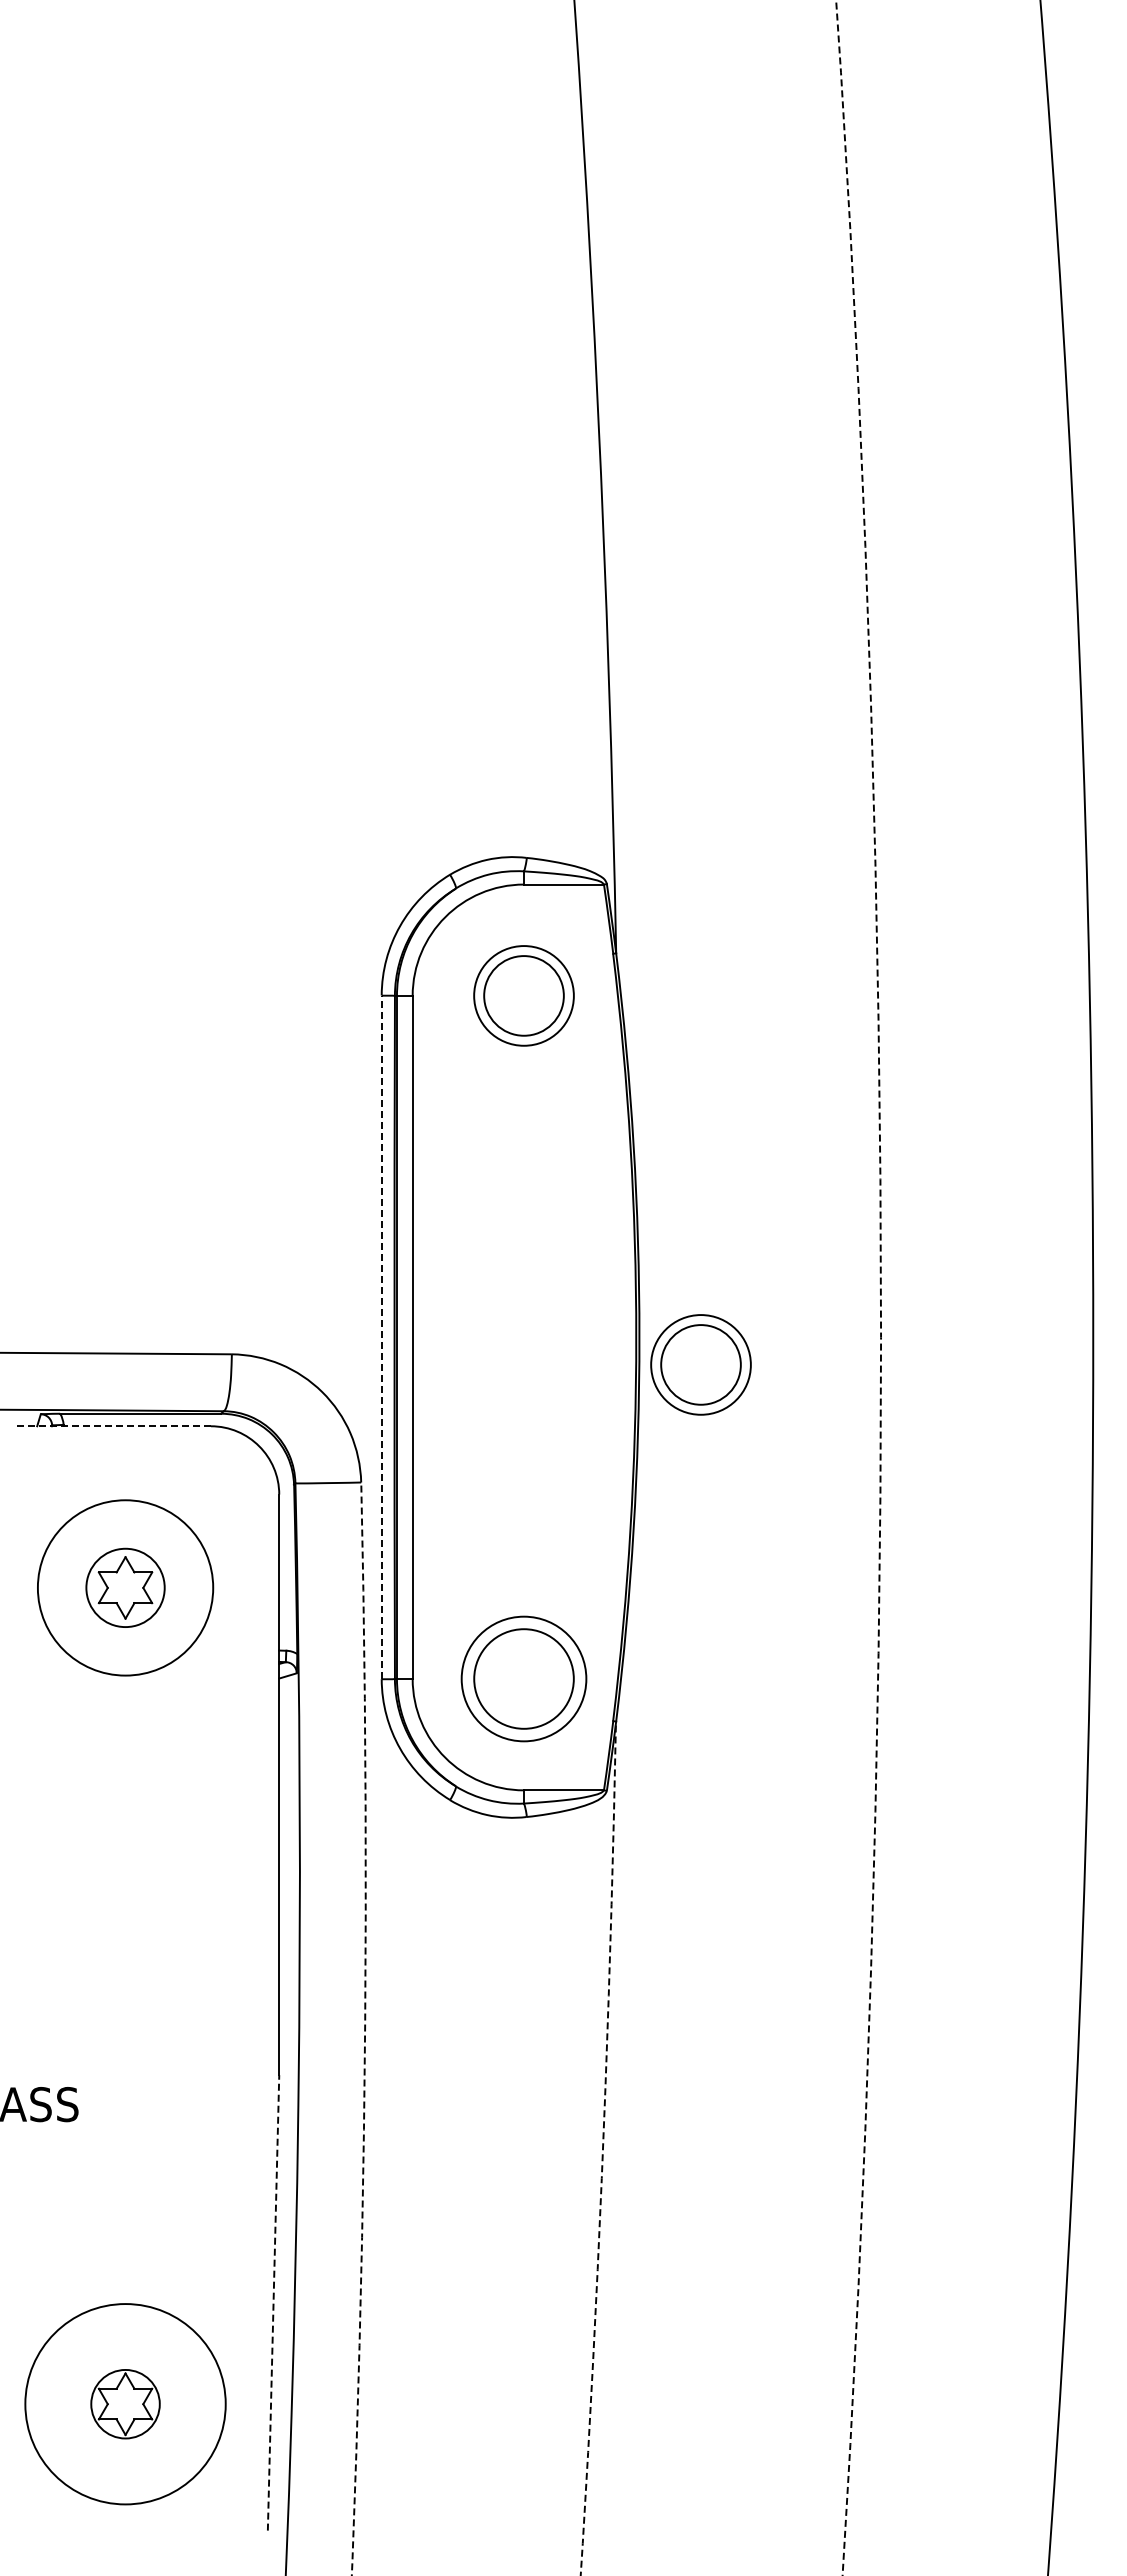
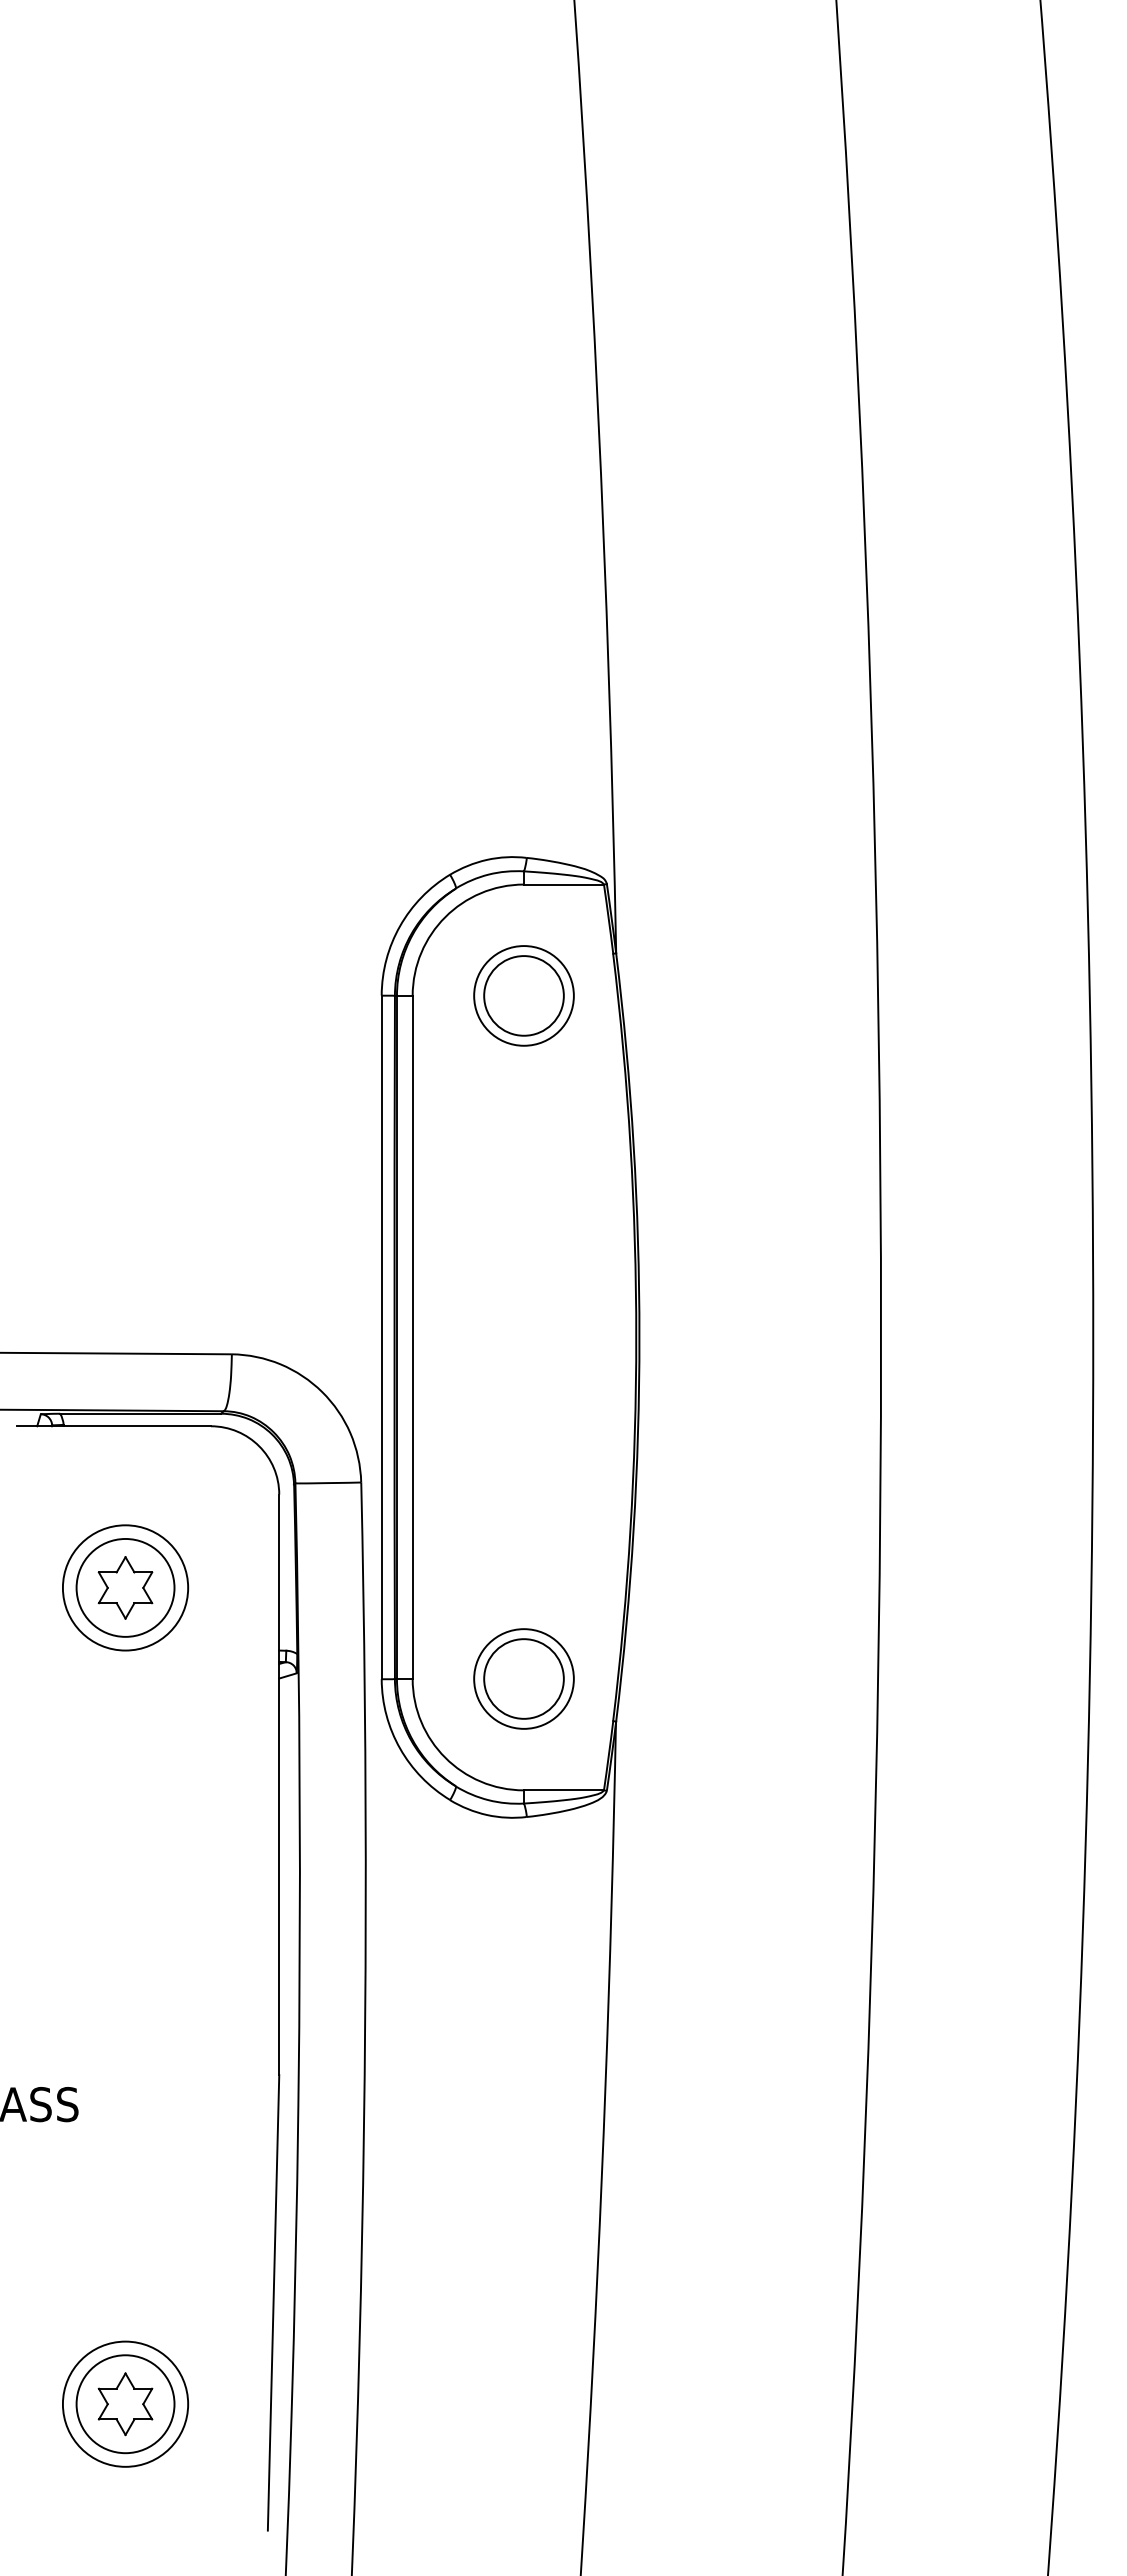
arc: dashed -> solid (880, 1288)
line: dashed -> solid (381, 1337)
part: present -> none (700, 1364)
line: dashed -> solid (114, 1426)
circle diameter: 175 px -> 125 px (125, 1587)
circle diameter: 78 px -> 98 px (125, 1587)
part size: 128x128 px -> 102x102 px (523, 1678)
arc: dashed -> solid (365, 2028)
arc: dashed -> solid (603, 2148)
line: dashed -> solid (273, 2302)
circle diameter: 69 px -> 98 px (125, 2404)
circle diameter: 200 px -> 125 px (125, 2403)
